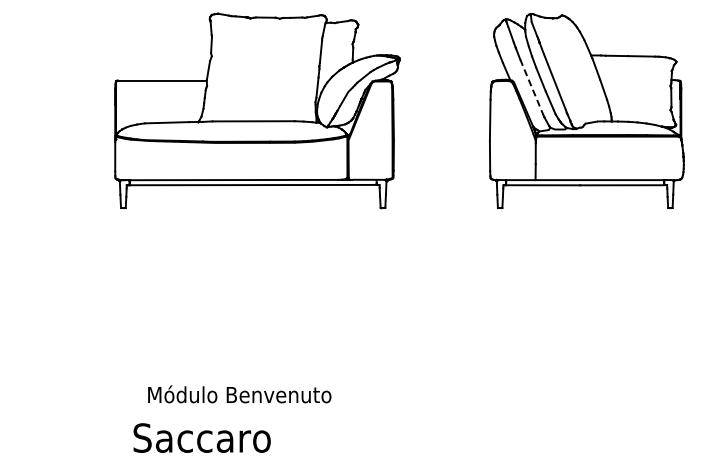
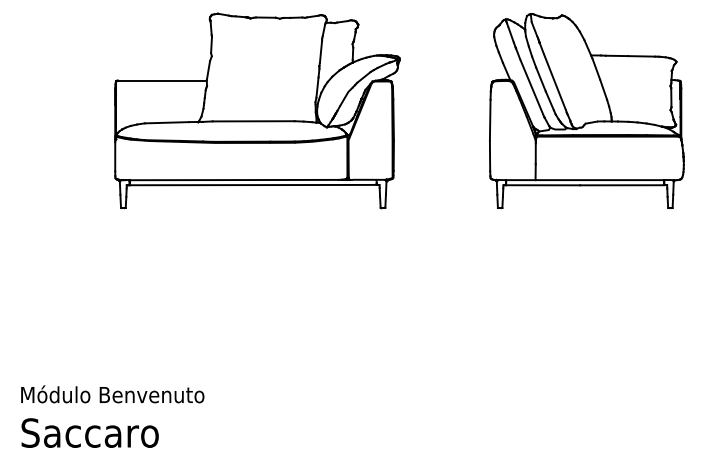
line: dashed -> solid (531, 87)
text position: (239, 394) -> (112, 394) (112, 394)
text position: (201, 437) -> (89, 432) (89, 432)
